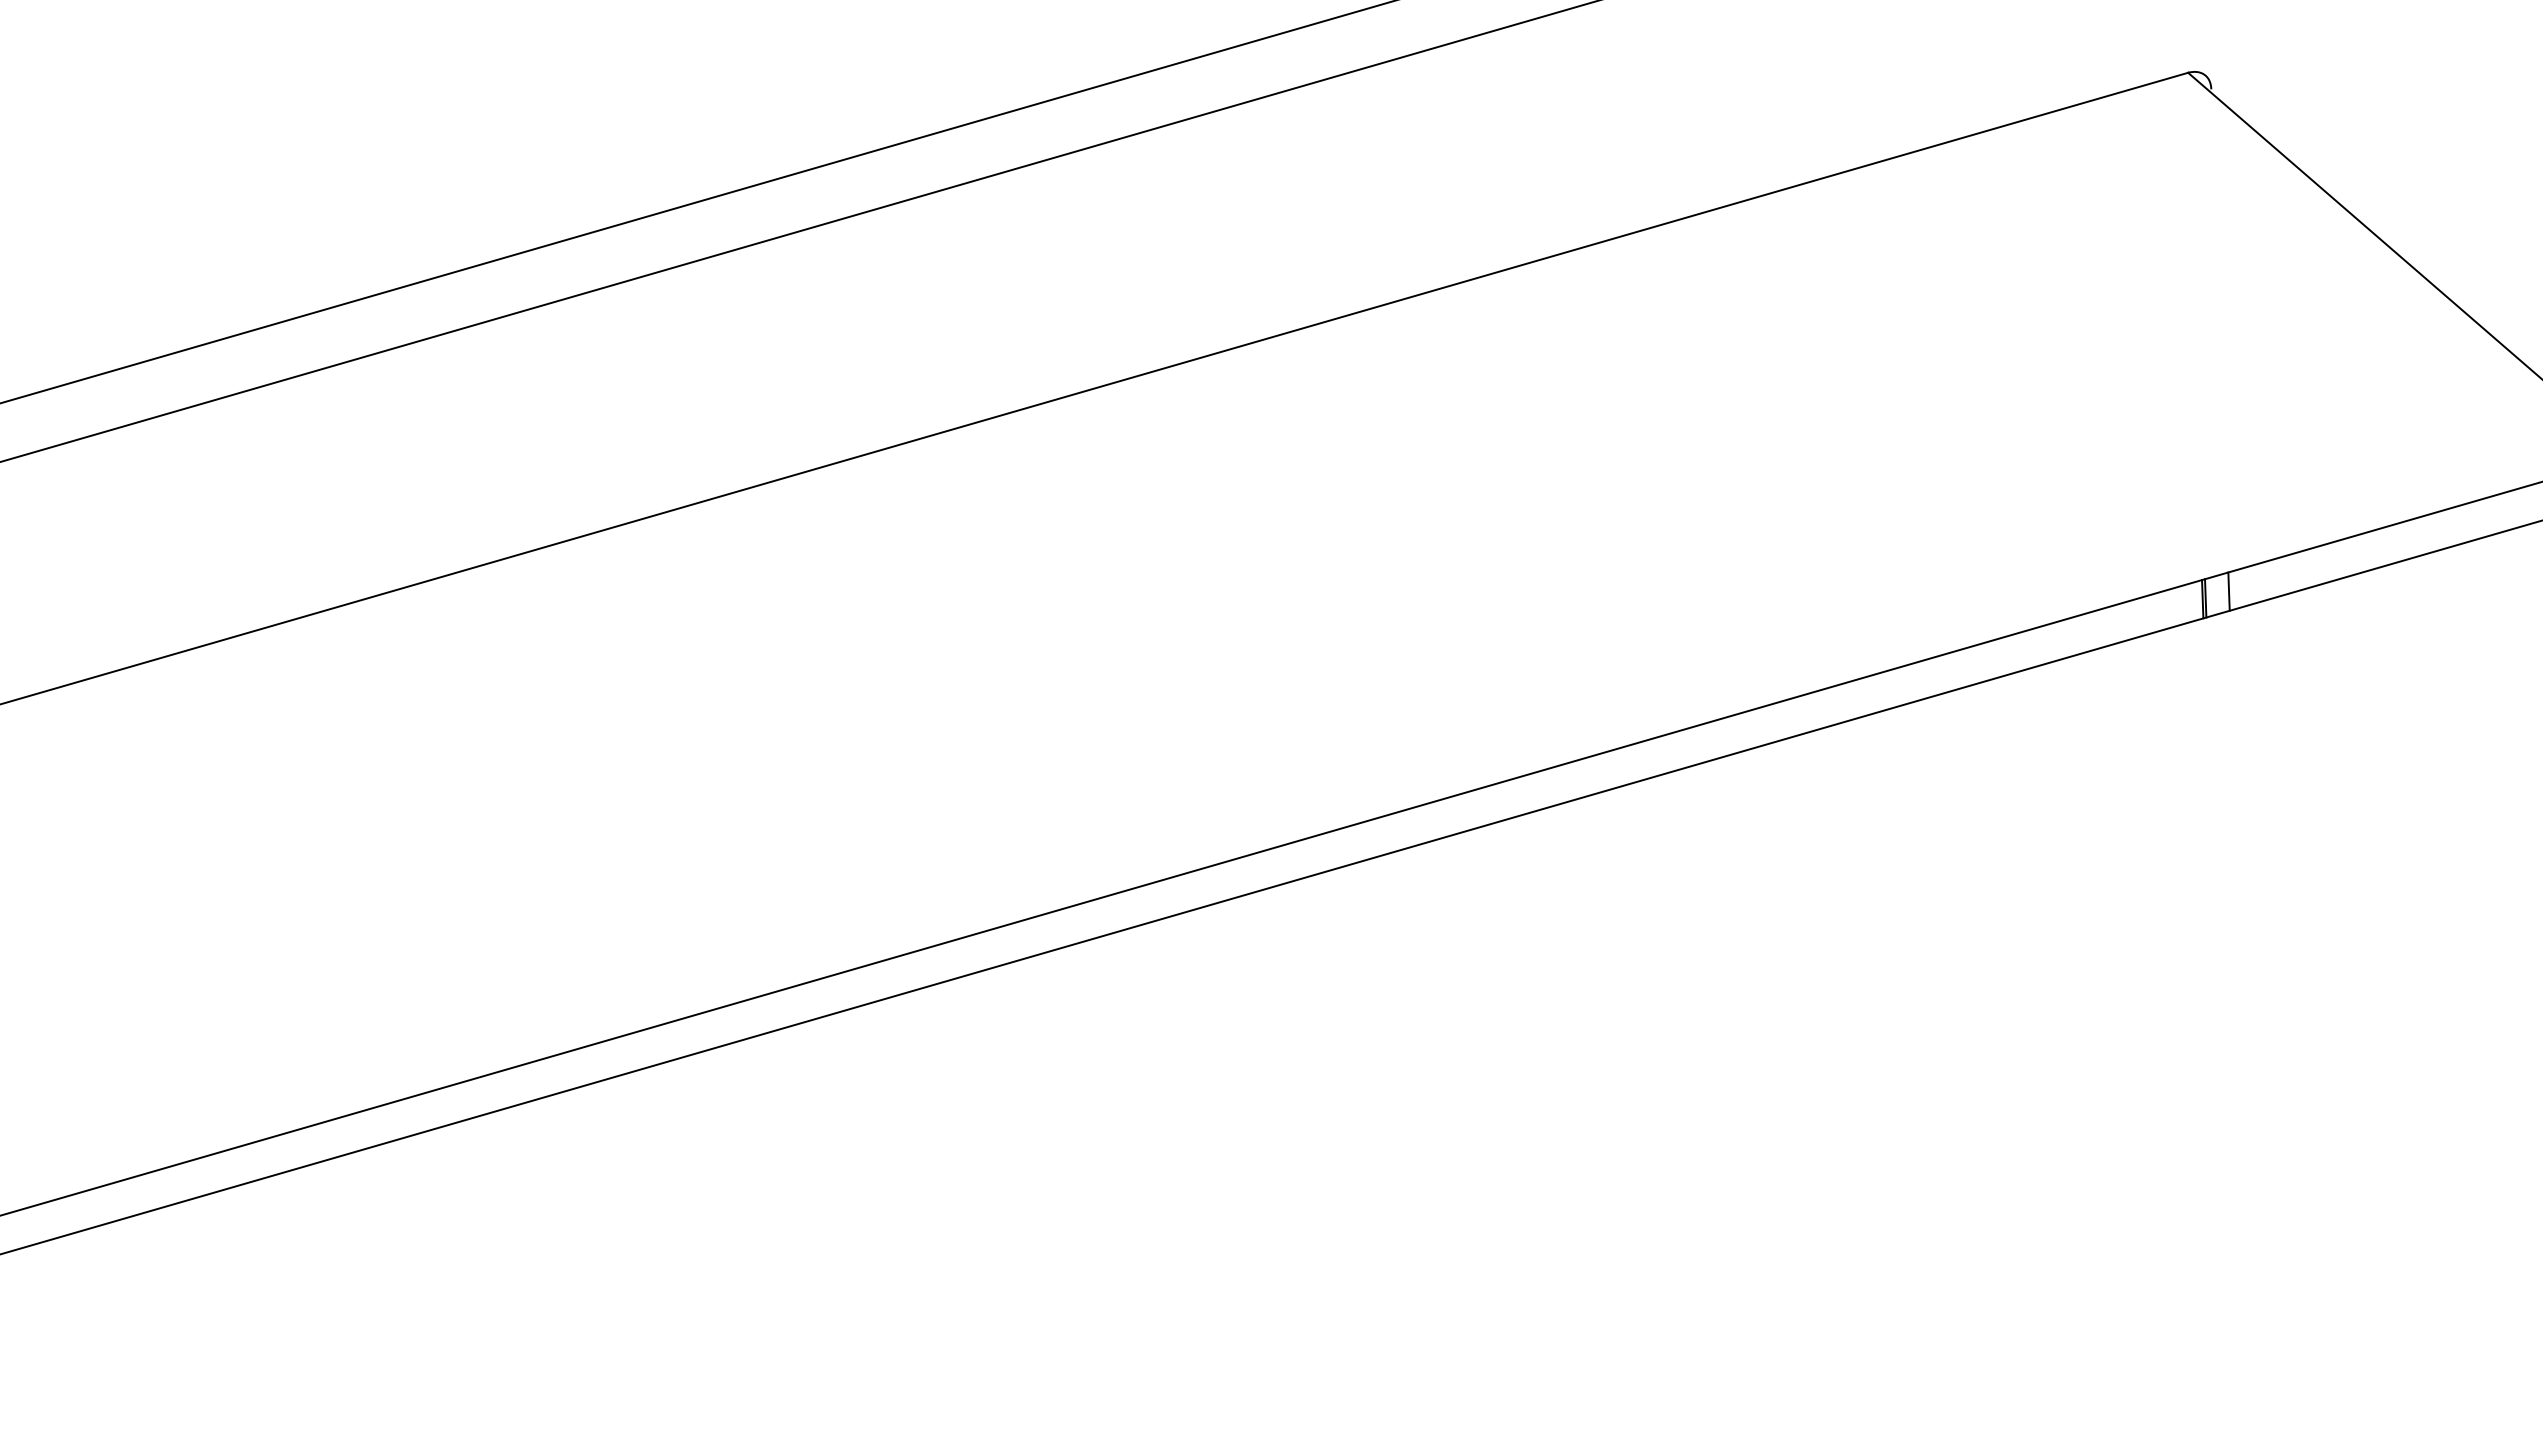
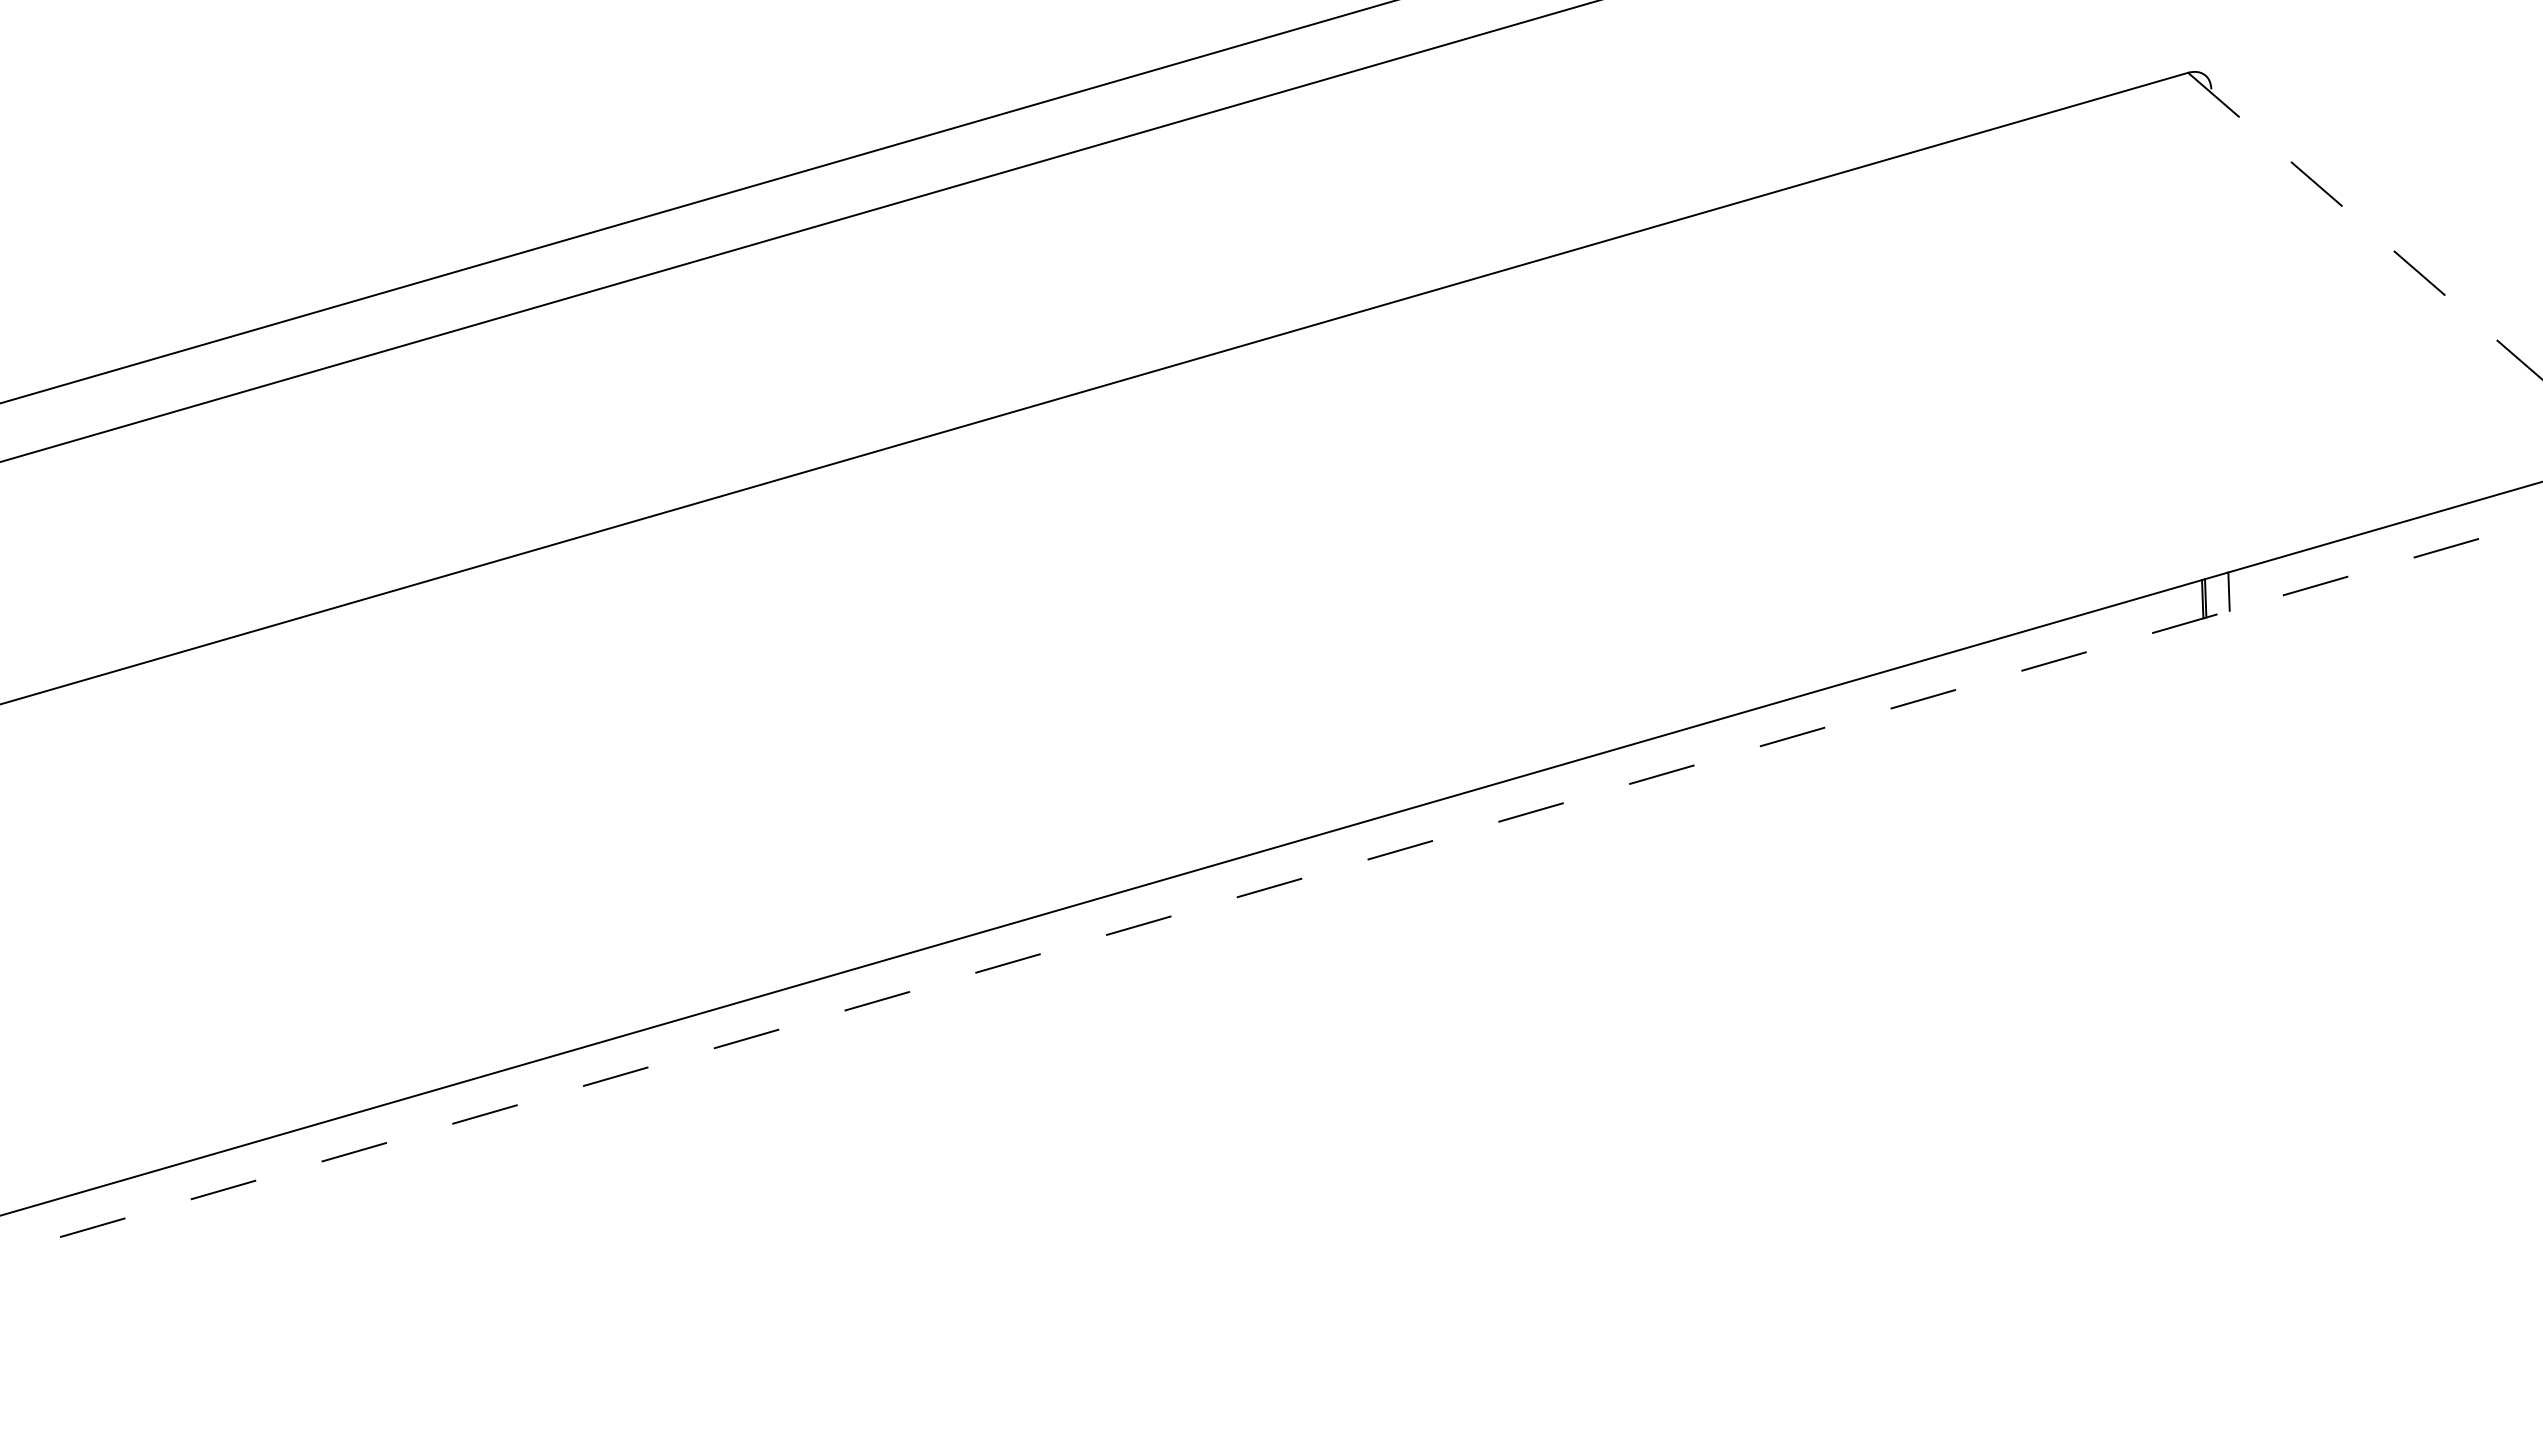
line: solid -> dashed (2365, 226)
line: solid -> dashed (1272, 887)
